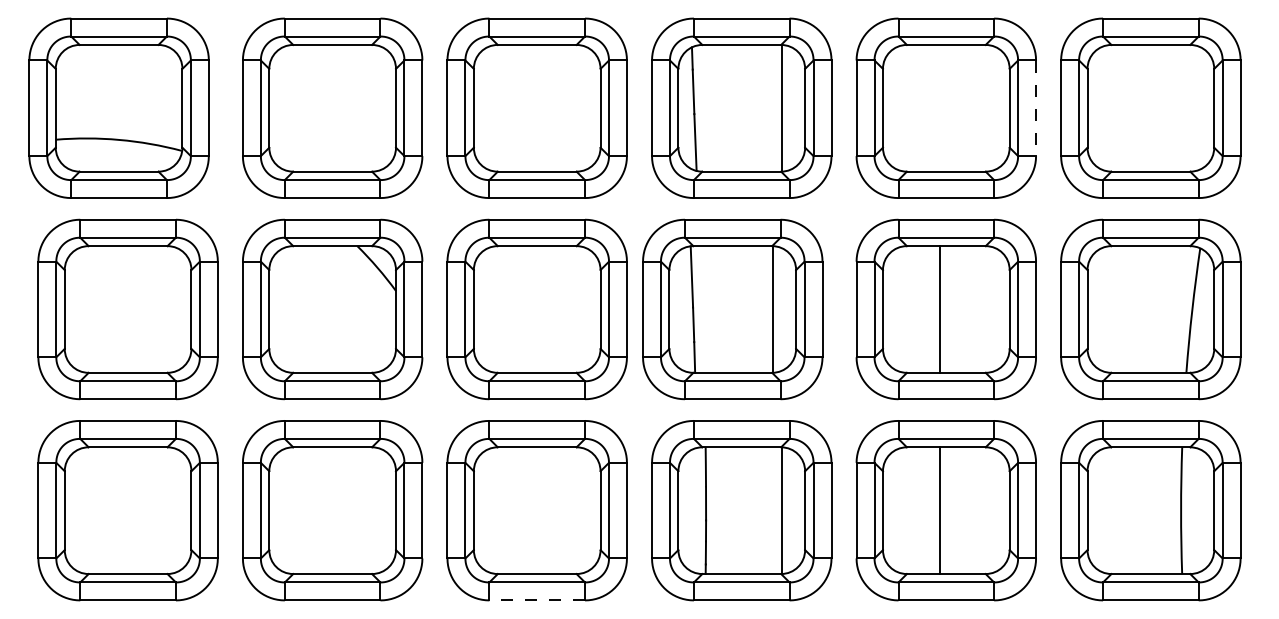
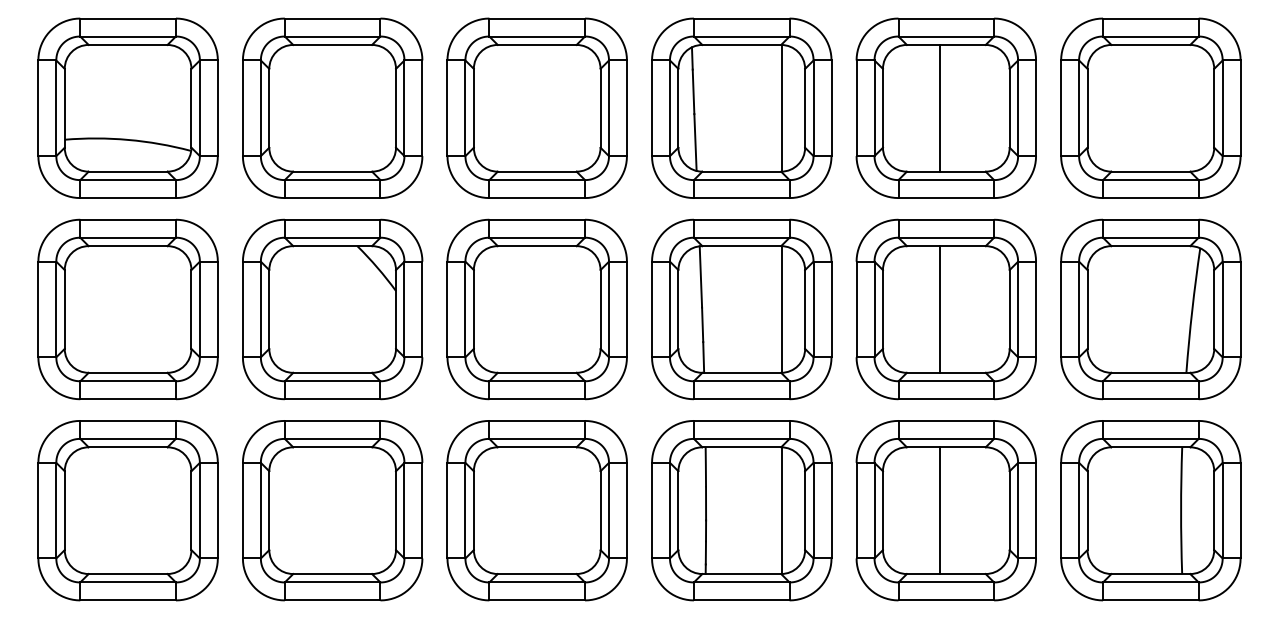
part position: (118, 107) -> (127, 107) (127, 107)
line: none -> present (939, 107)
line: dashed -> solid (1036, 108)
part position: (732, 309) -> (741, 309) (741, 309)
line: dashed -> solid (537, 600)
